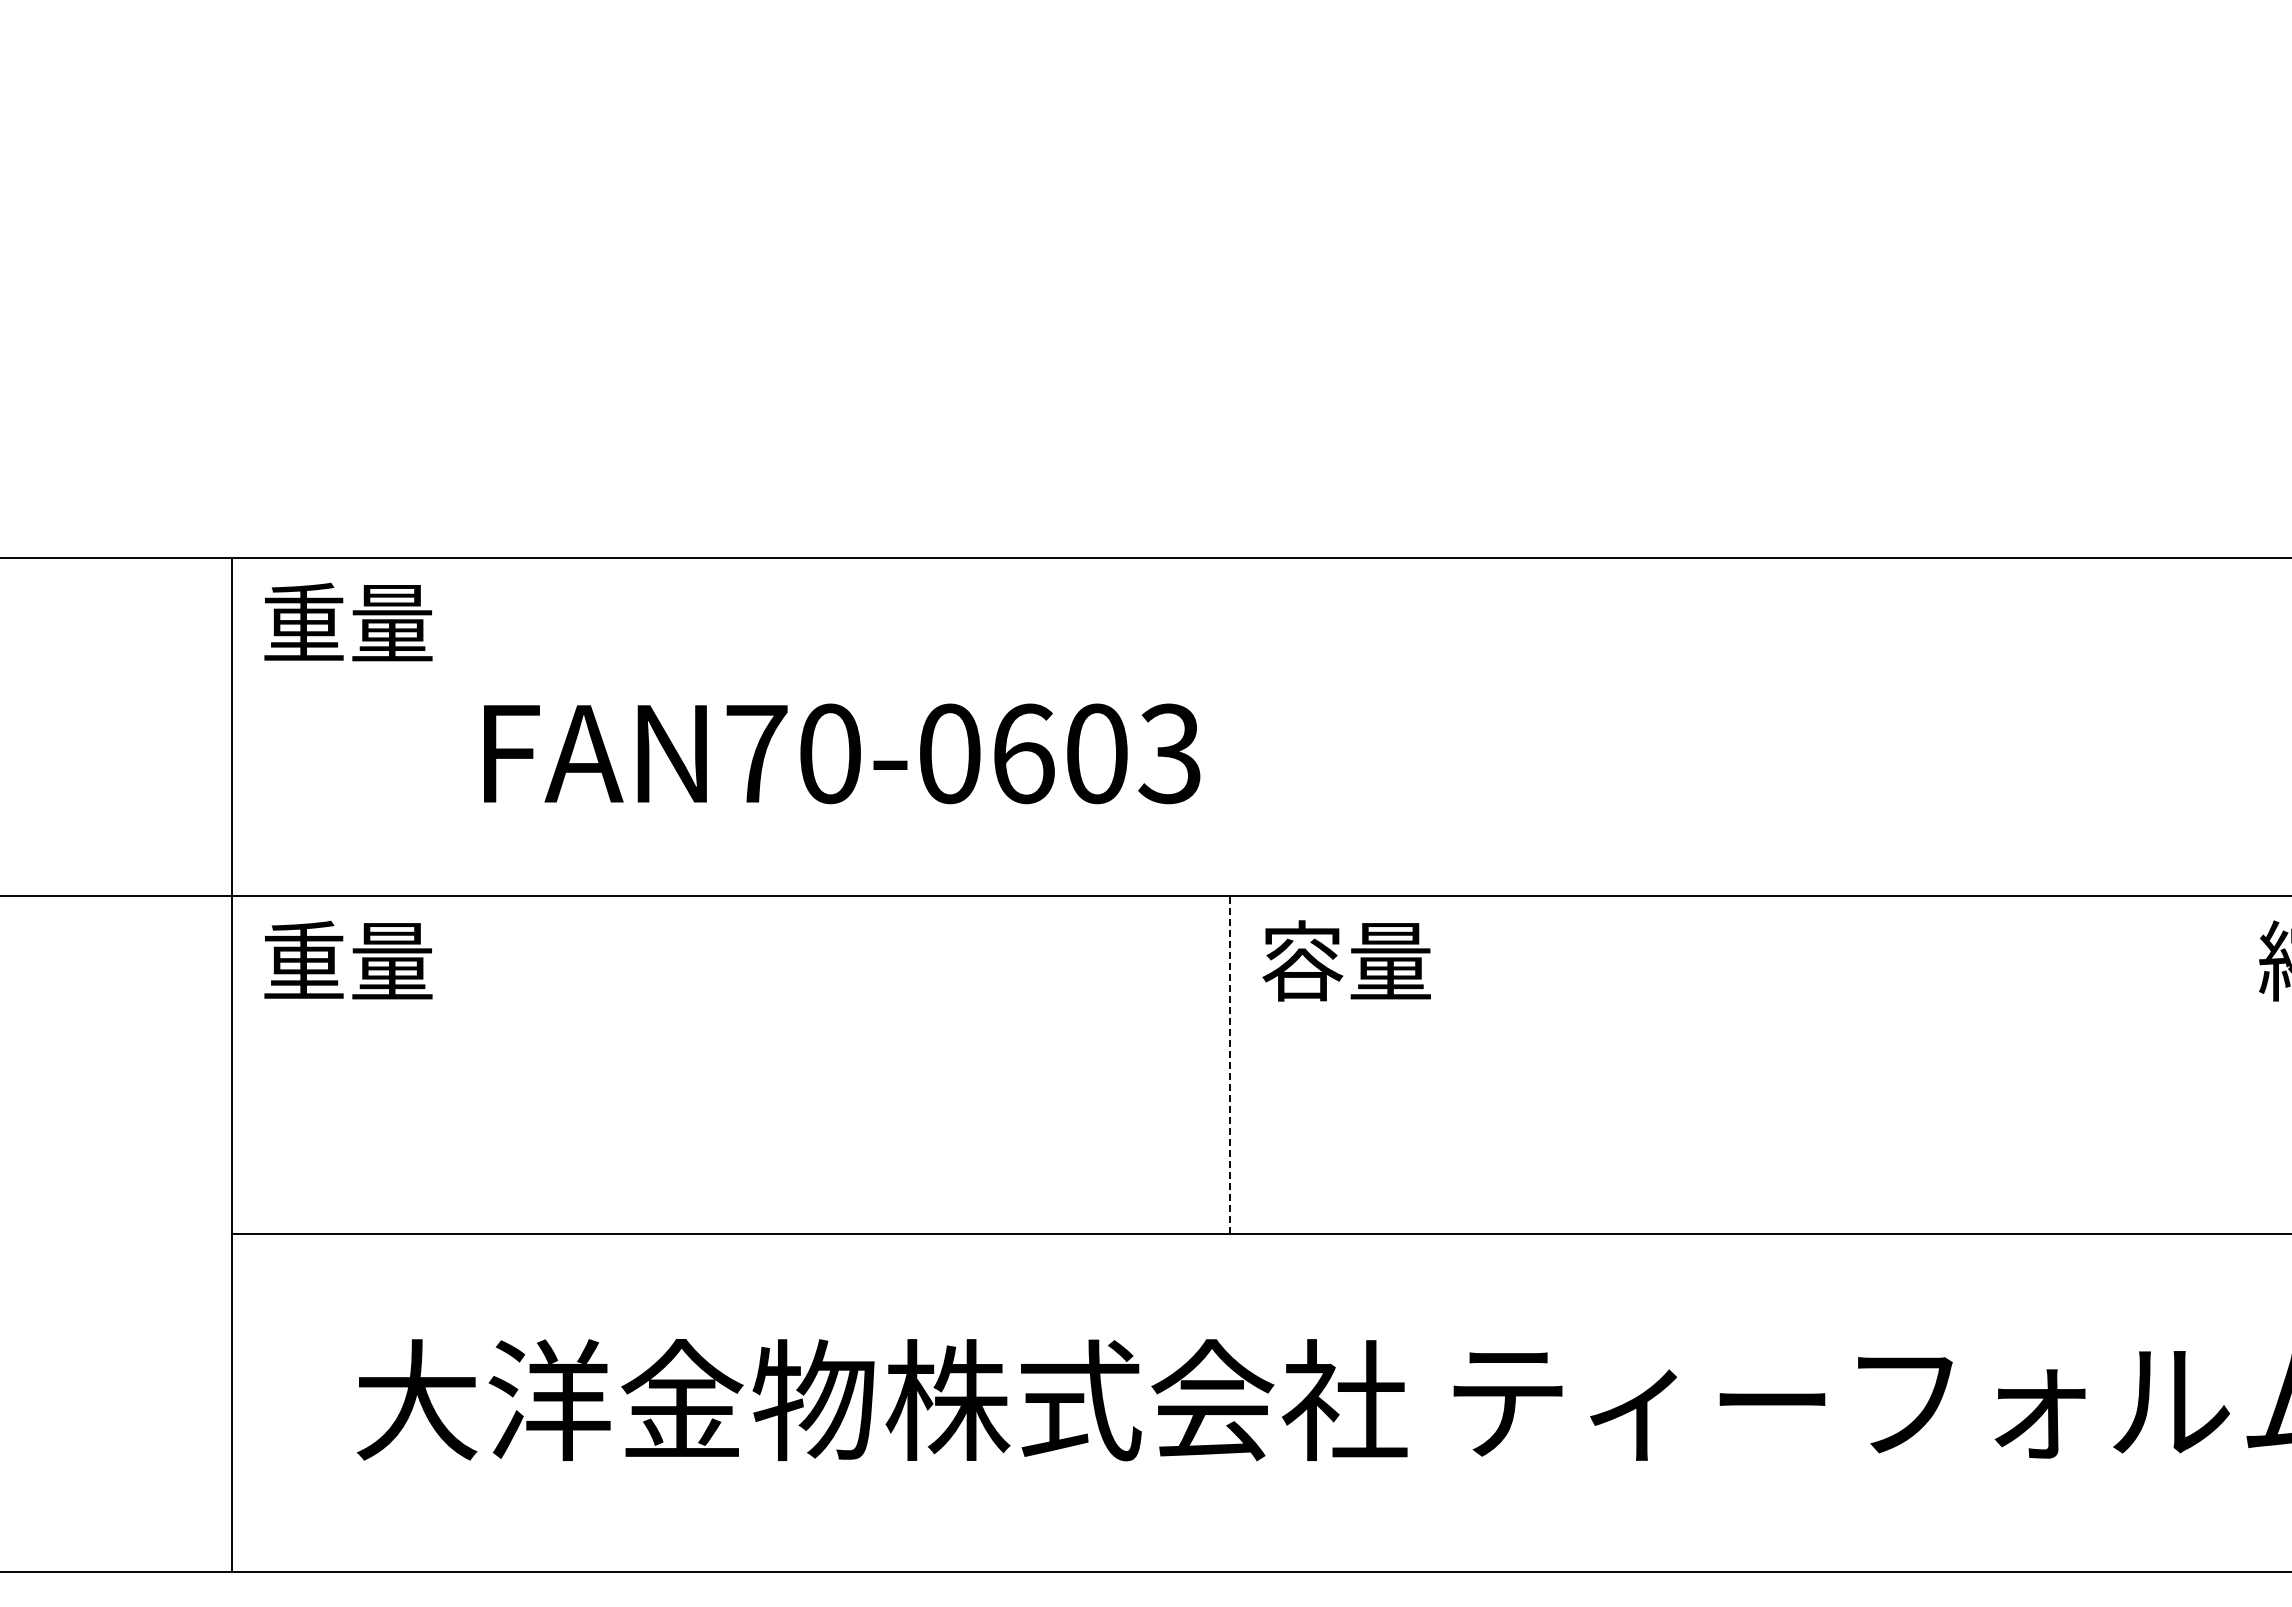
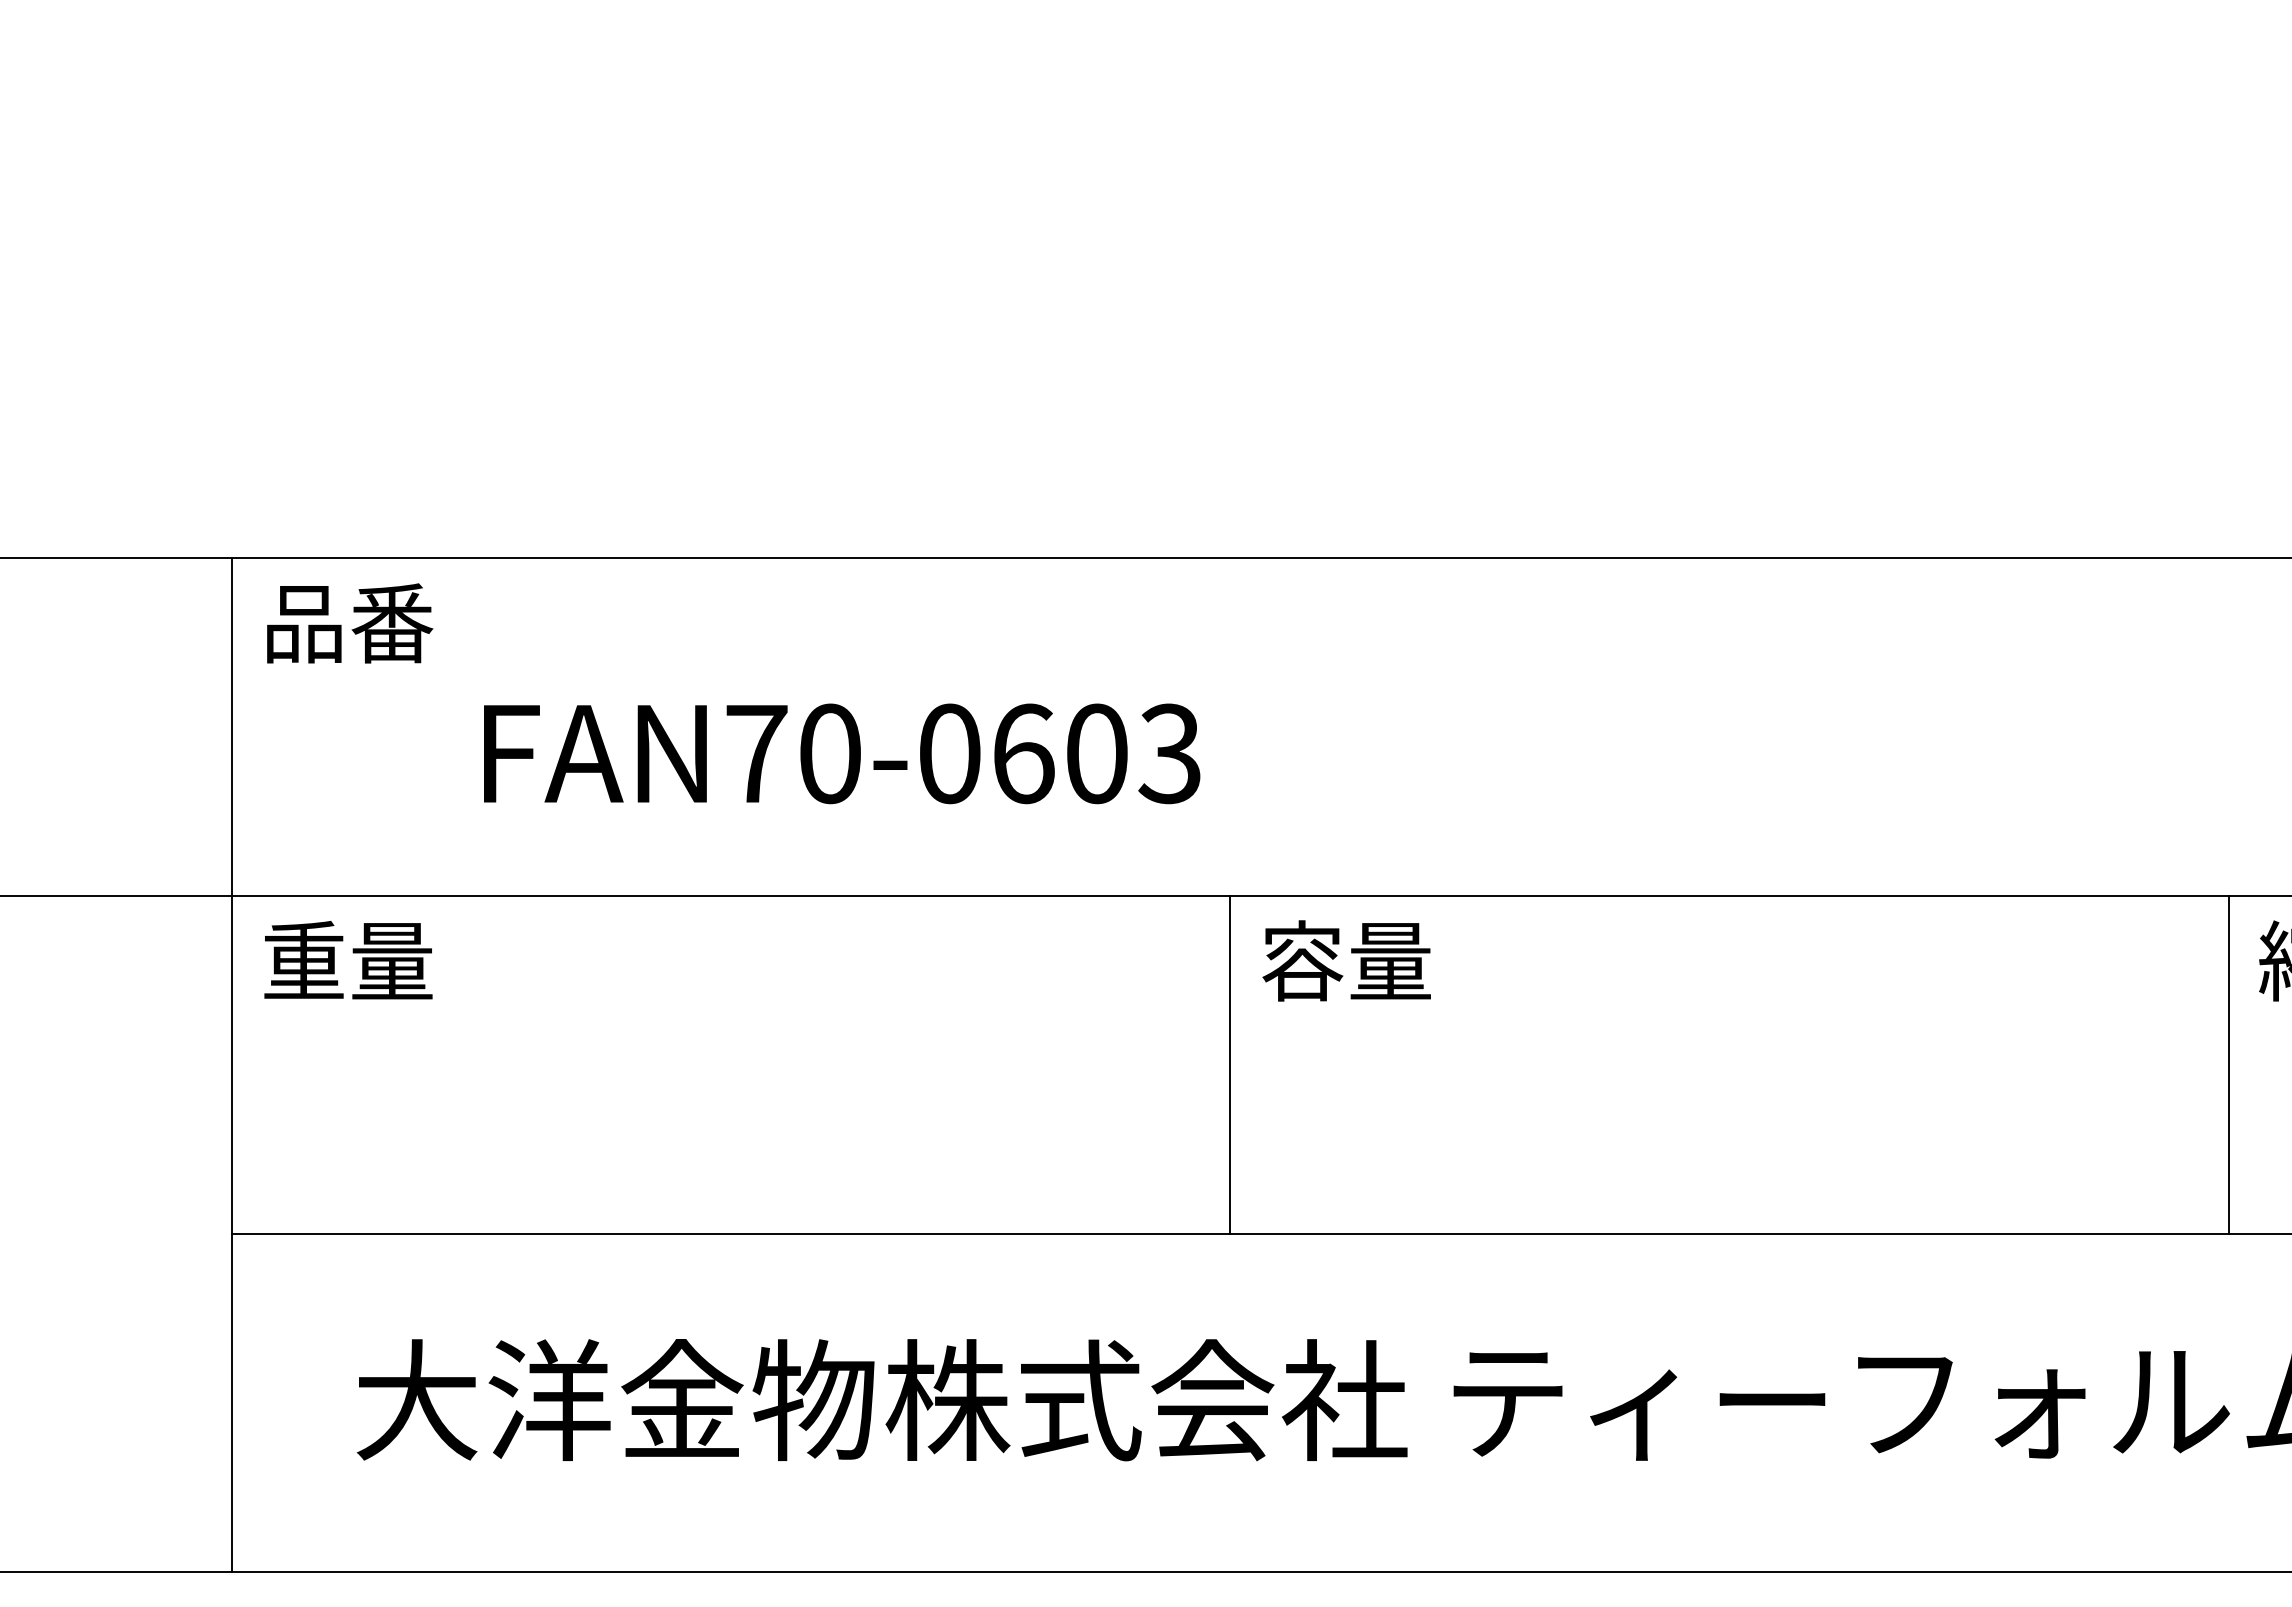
text: 重量 -> 品番 (348, 622)
line: dashed -> solid (1230, 1064)
line: none -> present (2228, 1065)
